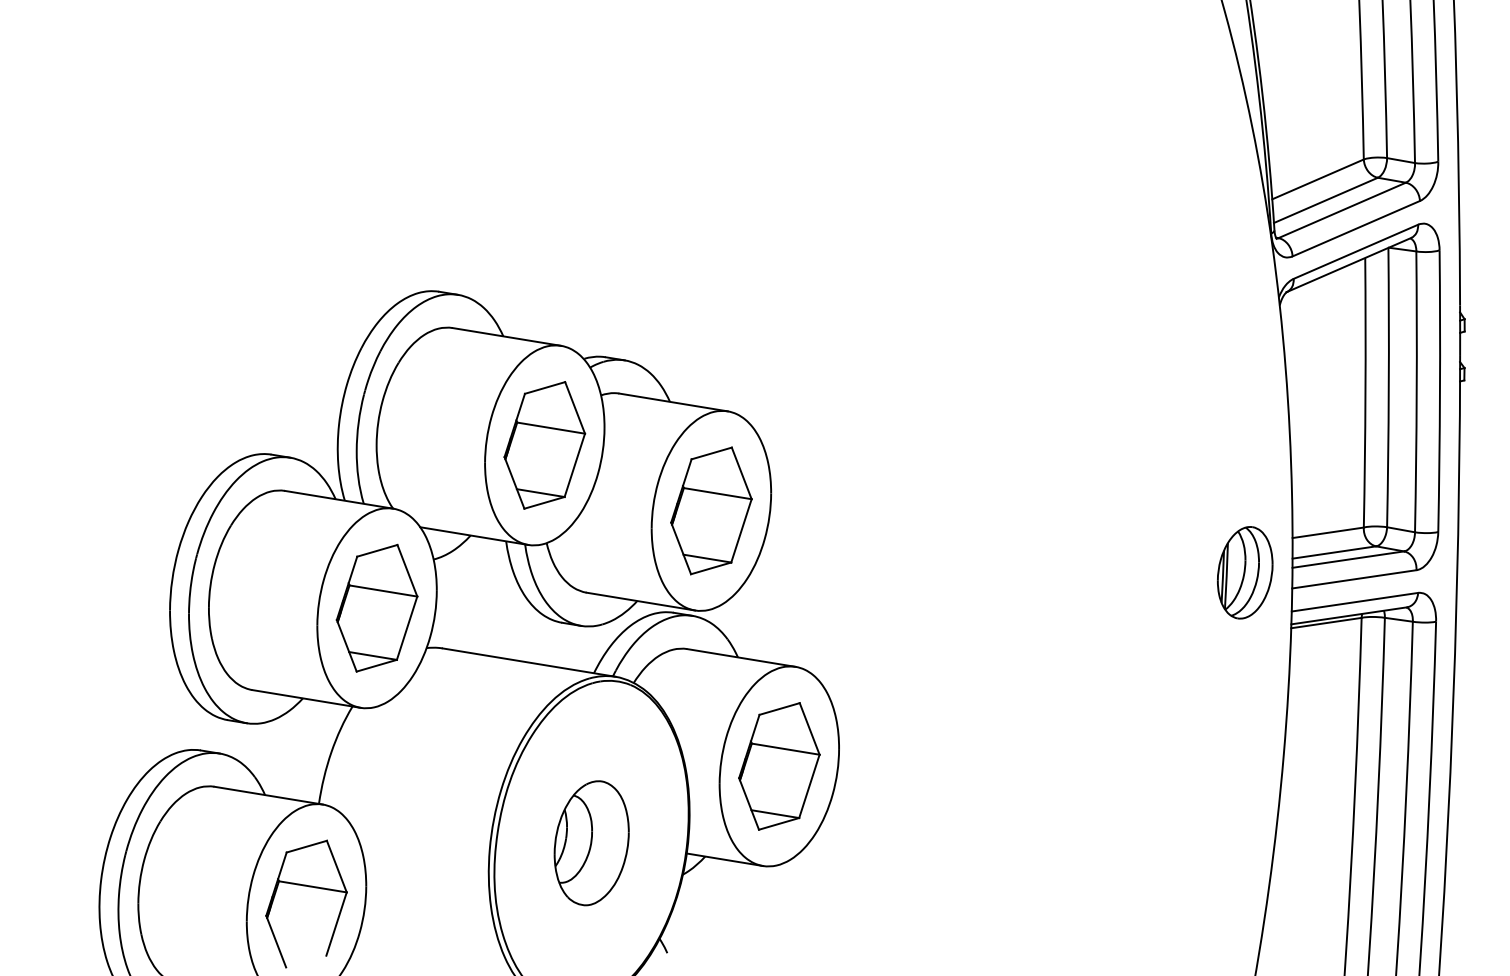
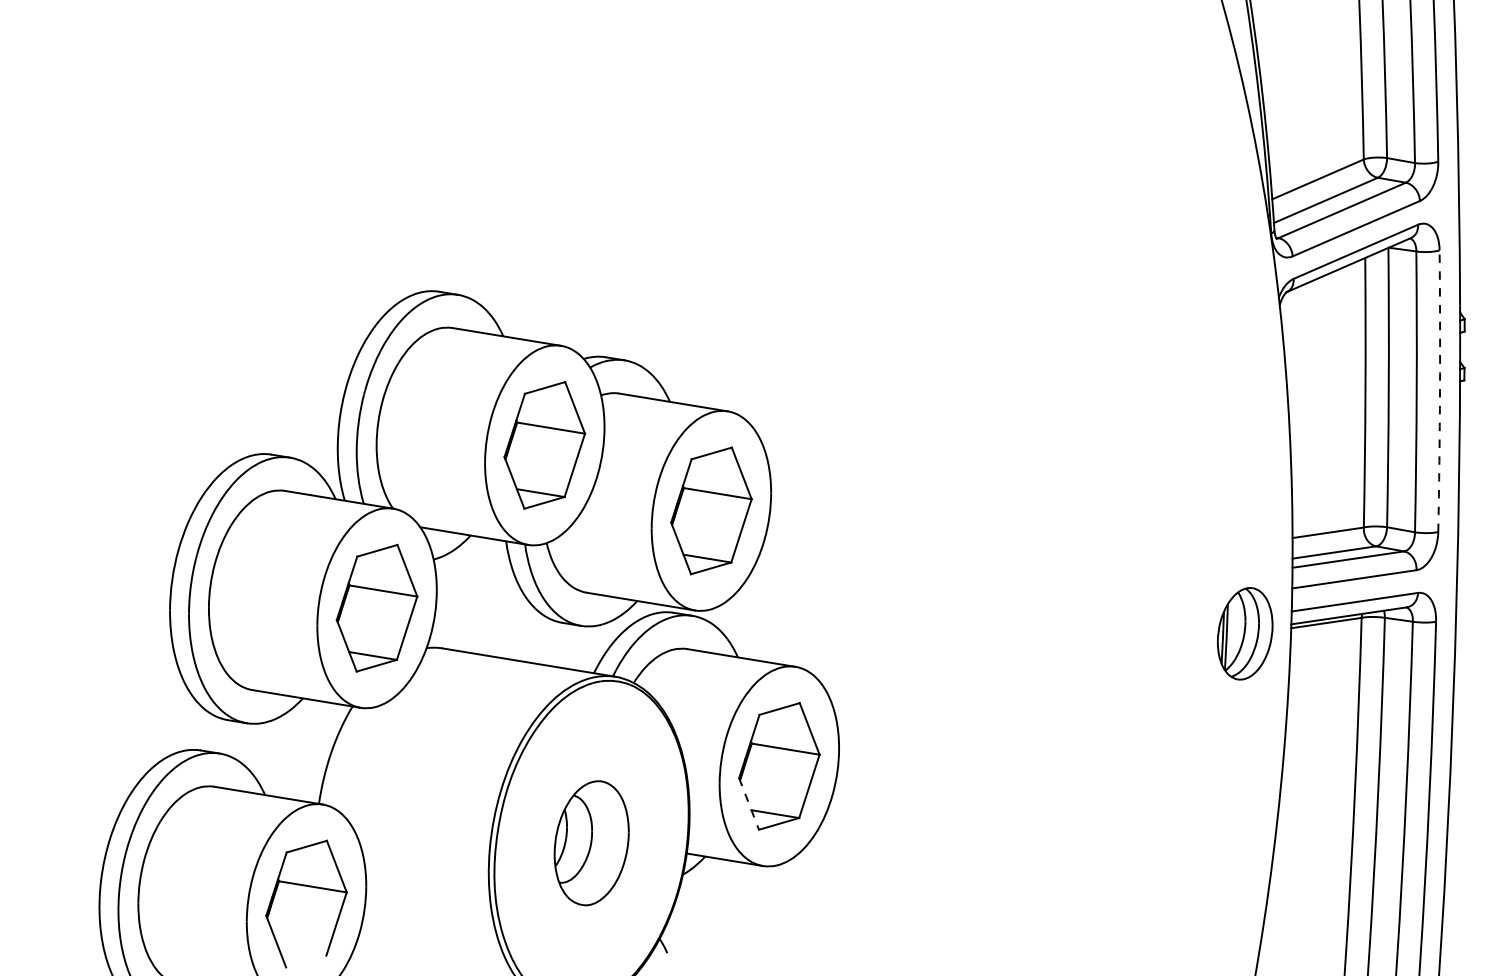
arc: solid -> dashed (1440, 391)
part position: (1245, 572) -> (1245, 633) (1245, 633)
line: solid -> dashed (749, 803)
